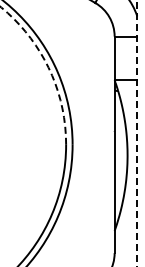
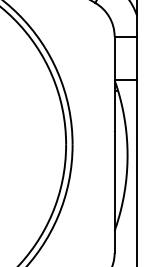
arc: dashed -> solid (48, 67)
line: dashed -> solid (137, 133)
